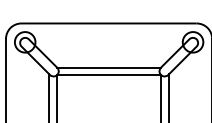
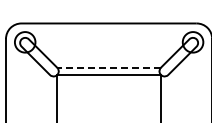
line: solid -> dashed (109, 67)
line: present -> none (49, 96)
line: present -> none (168, 96)
